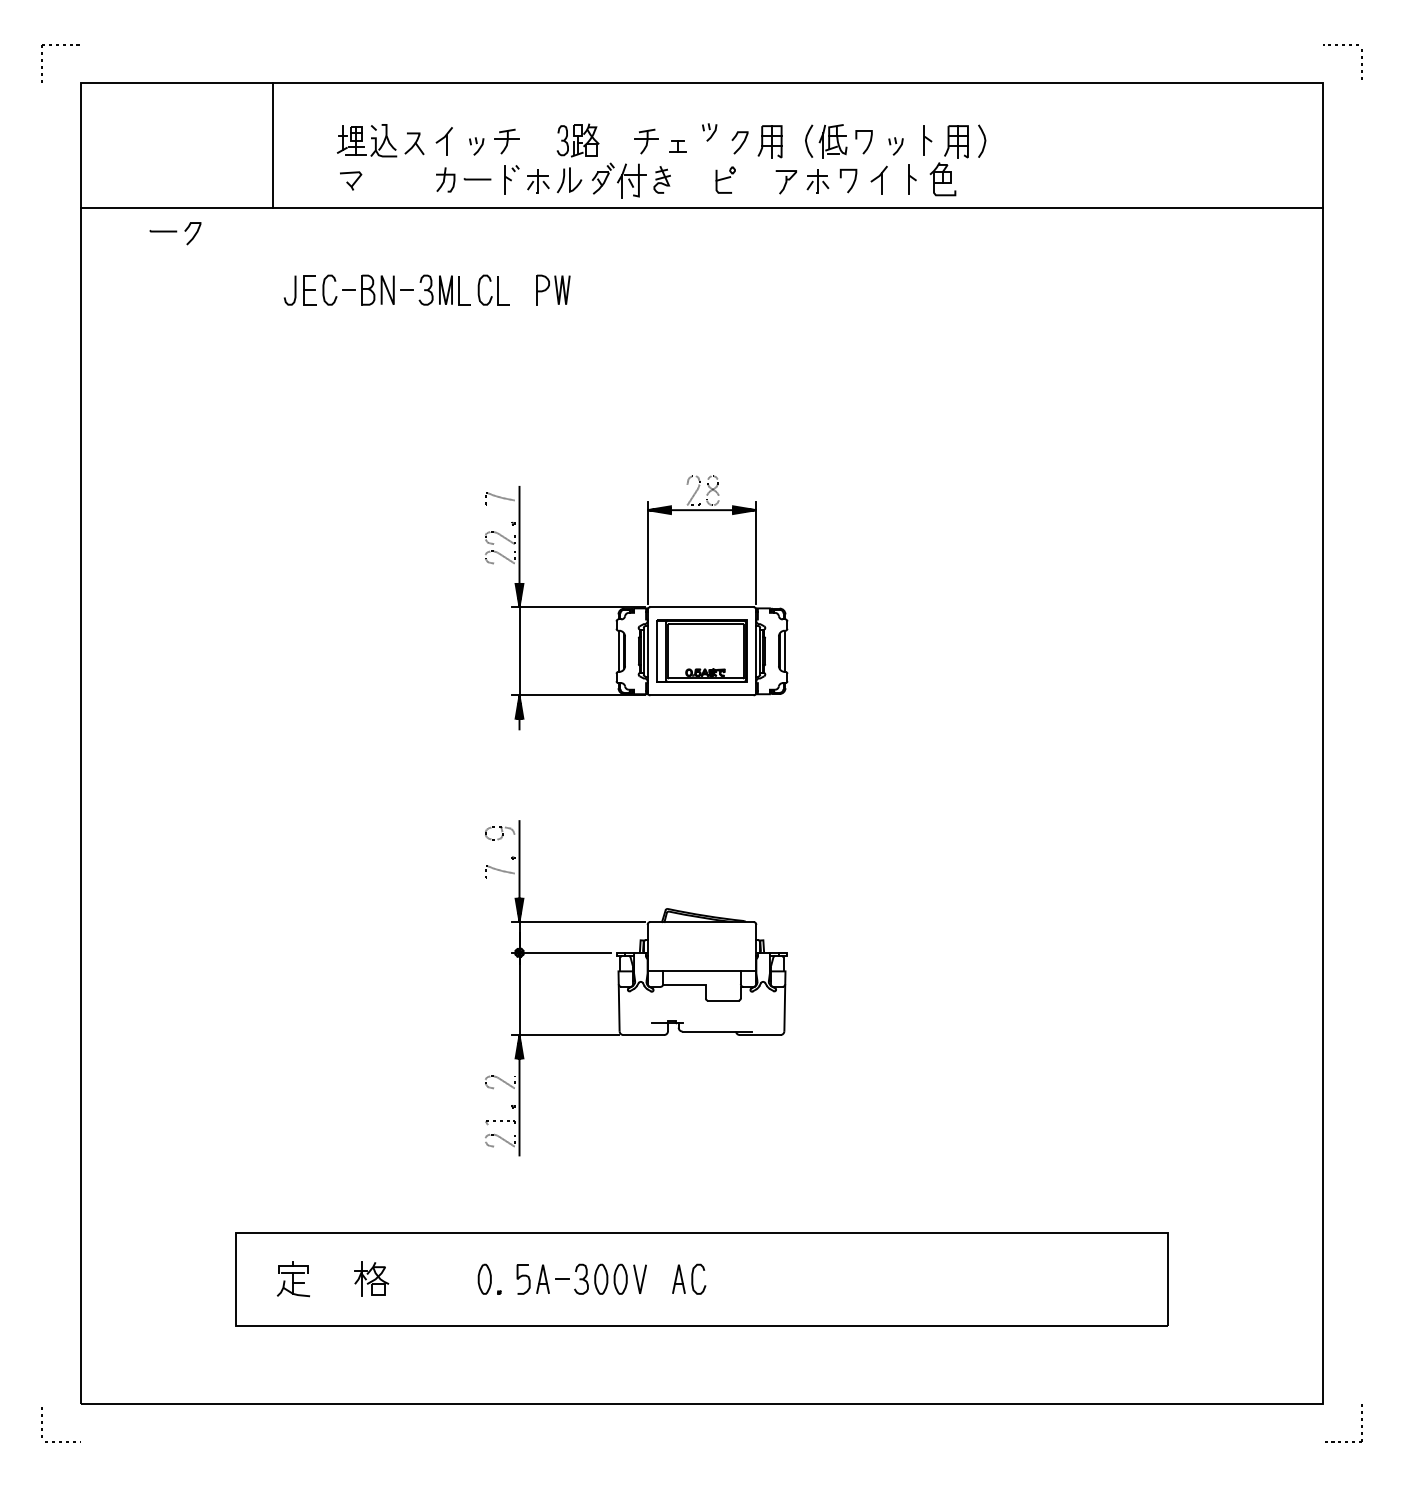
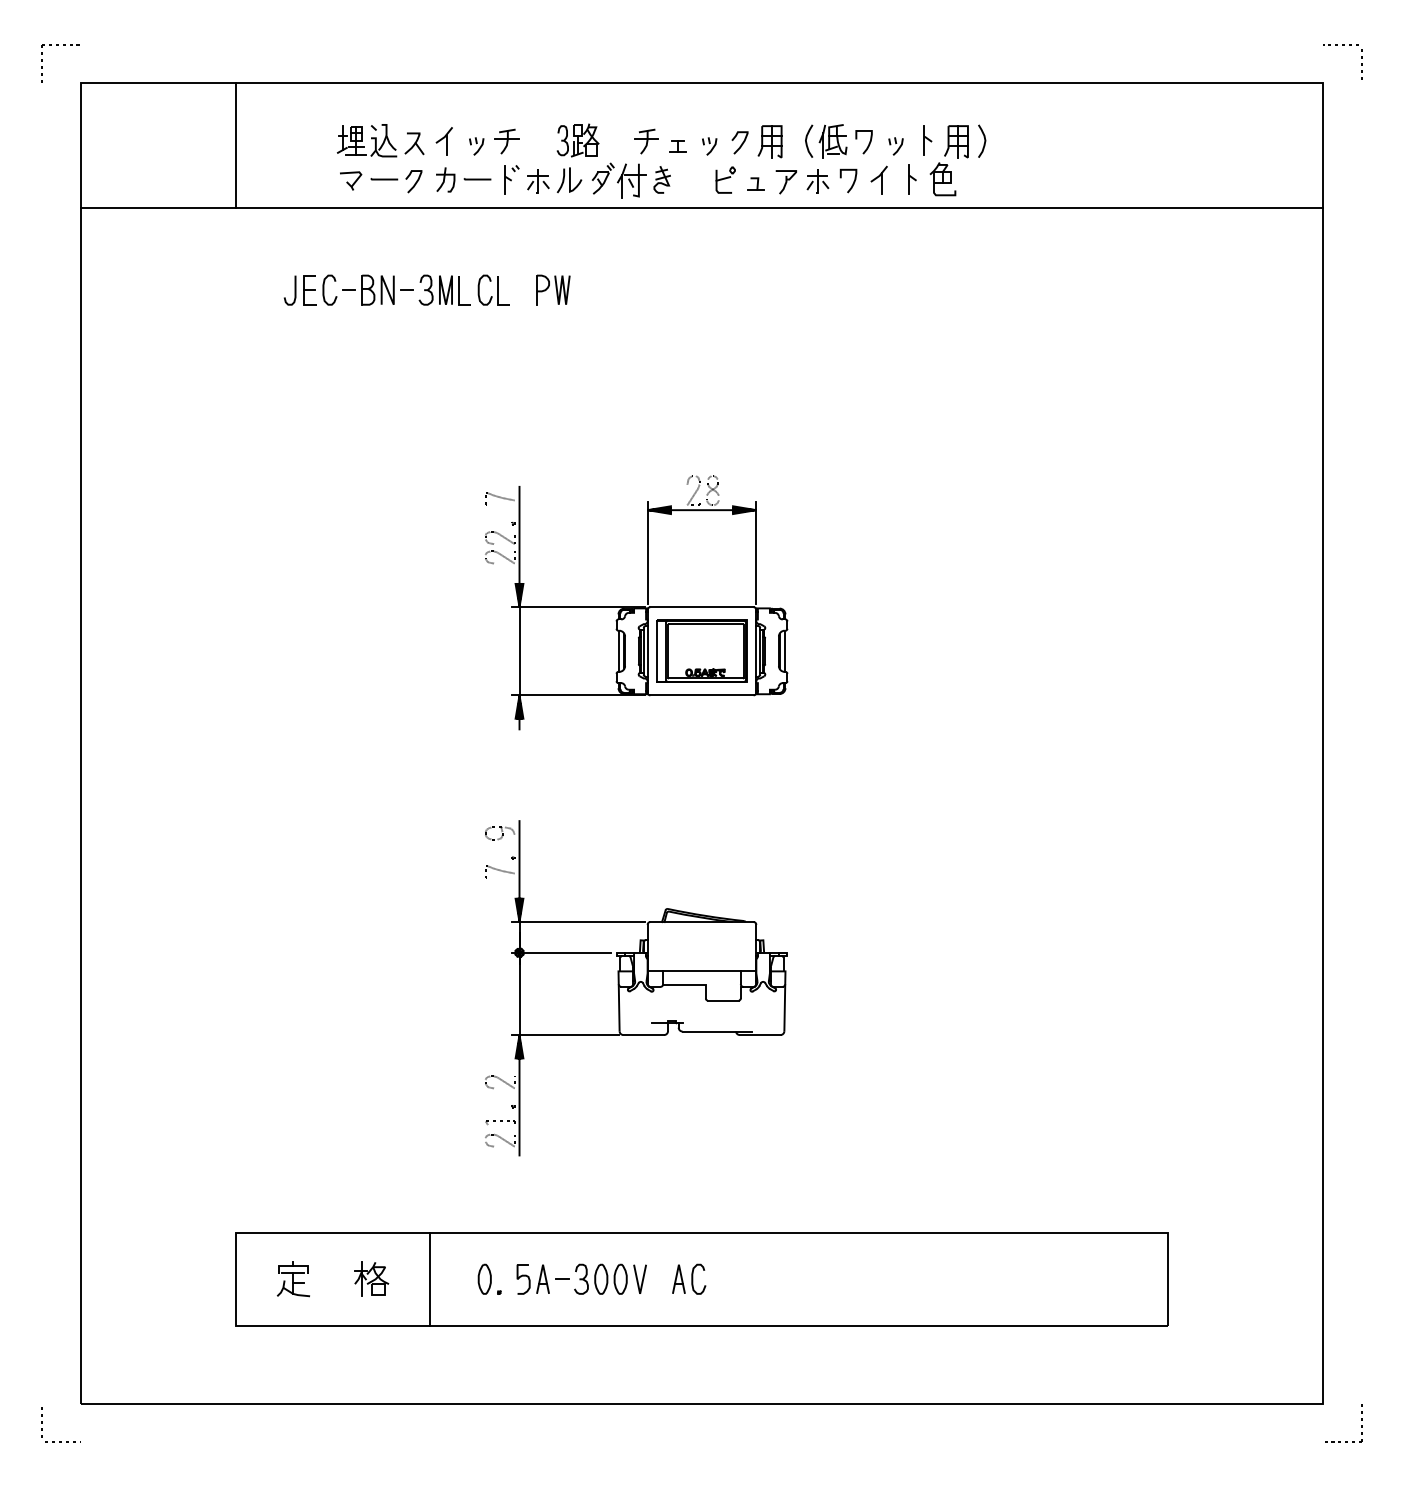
part position: (709, 132) -> (709, 146) (709, 146)
line position: (273, 145) -> (236, 145) (236, 145)
part: none -> present (755, 183)
part position: (175, 233) -> (396, 181) (396, 181)
line: none -> present (430, 1278)
